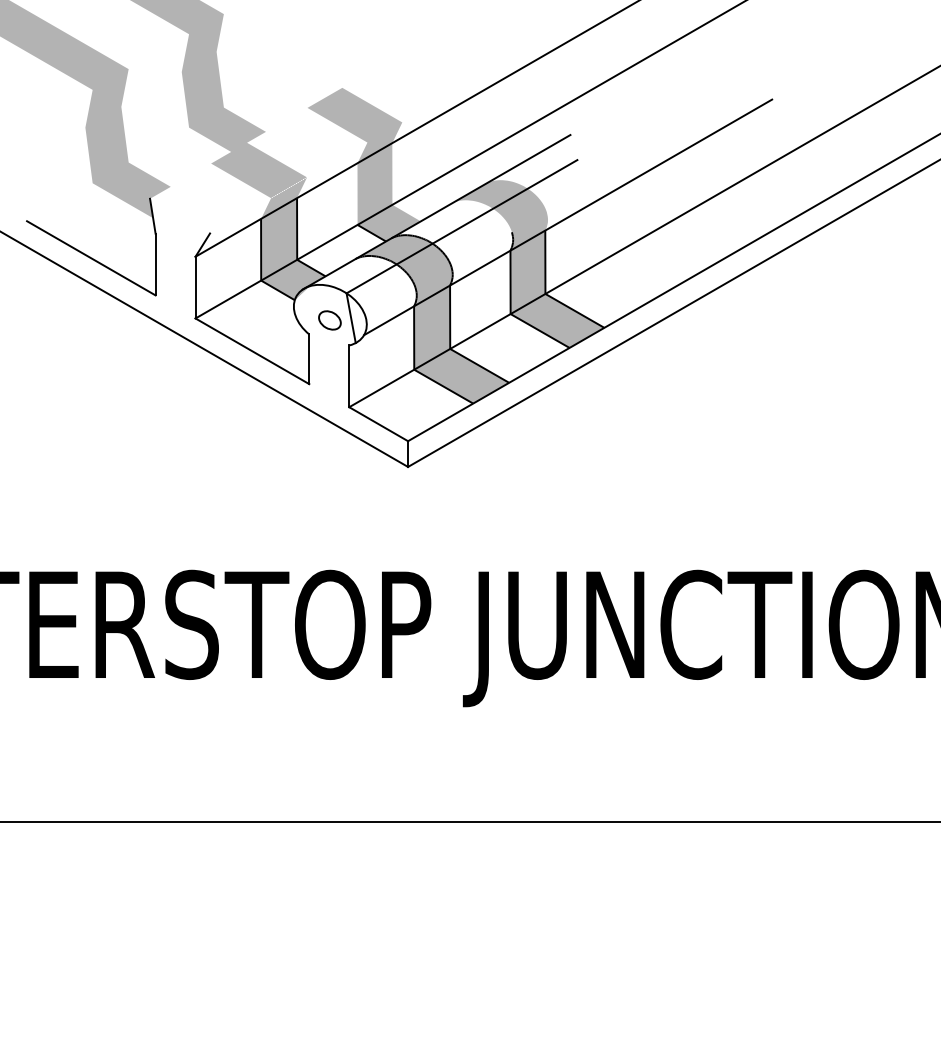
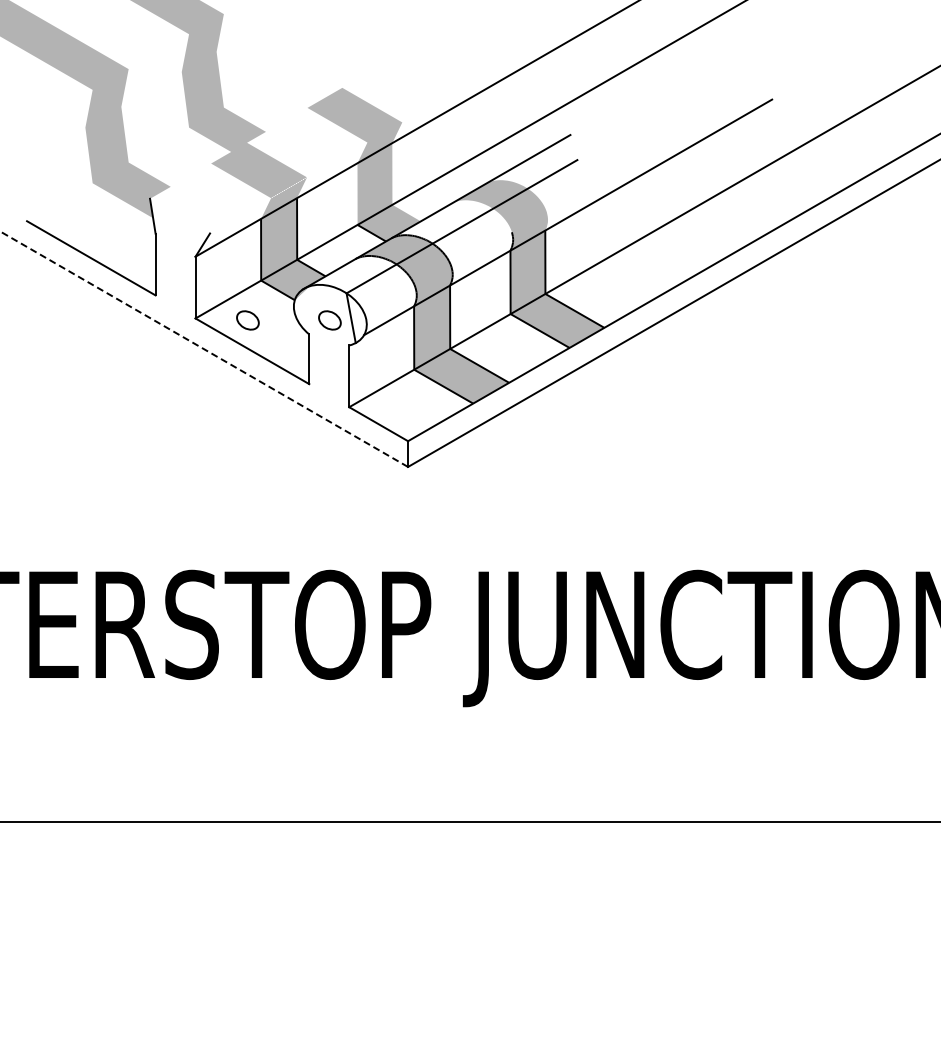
part: none -> present (247, 320)
line: solid -> dashed (203, 349)
